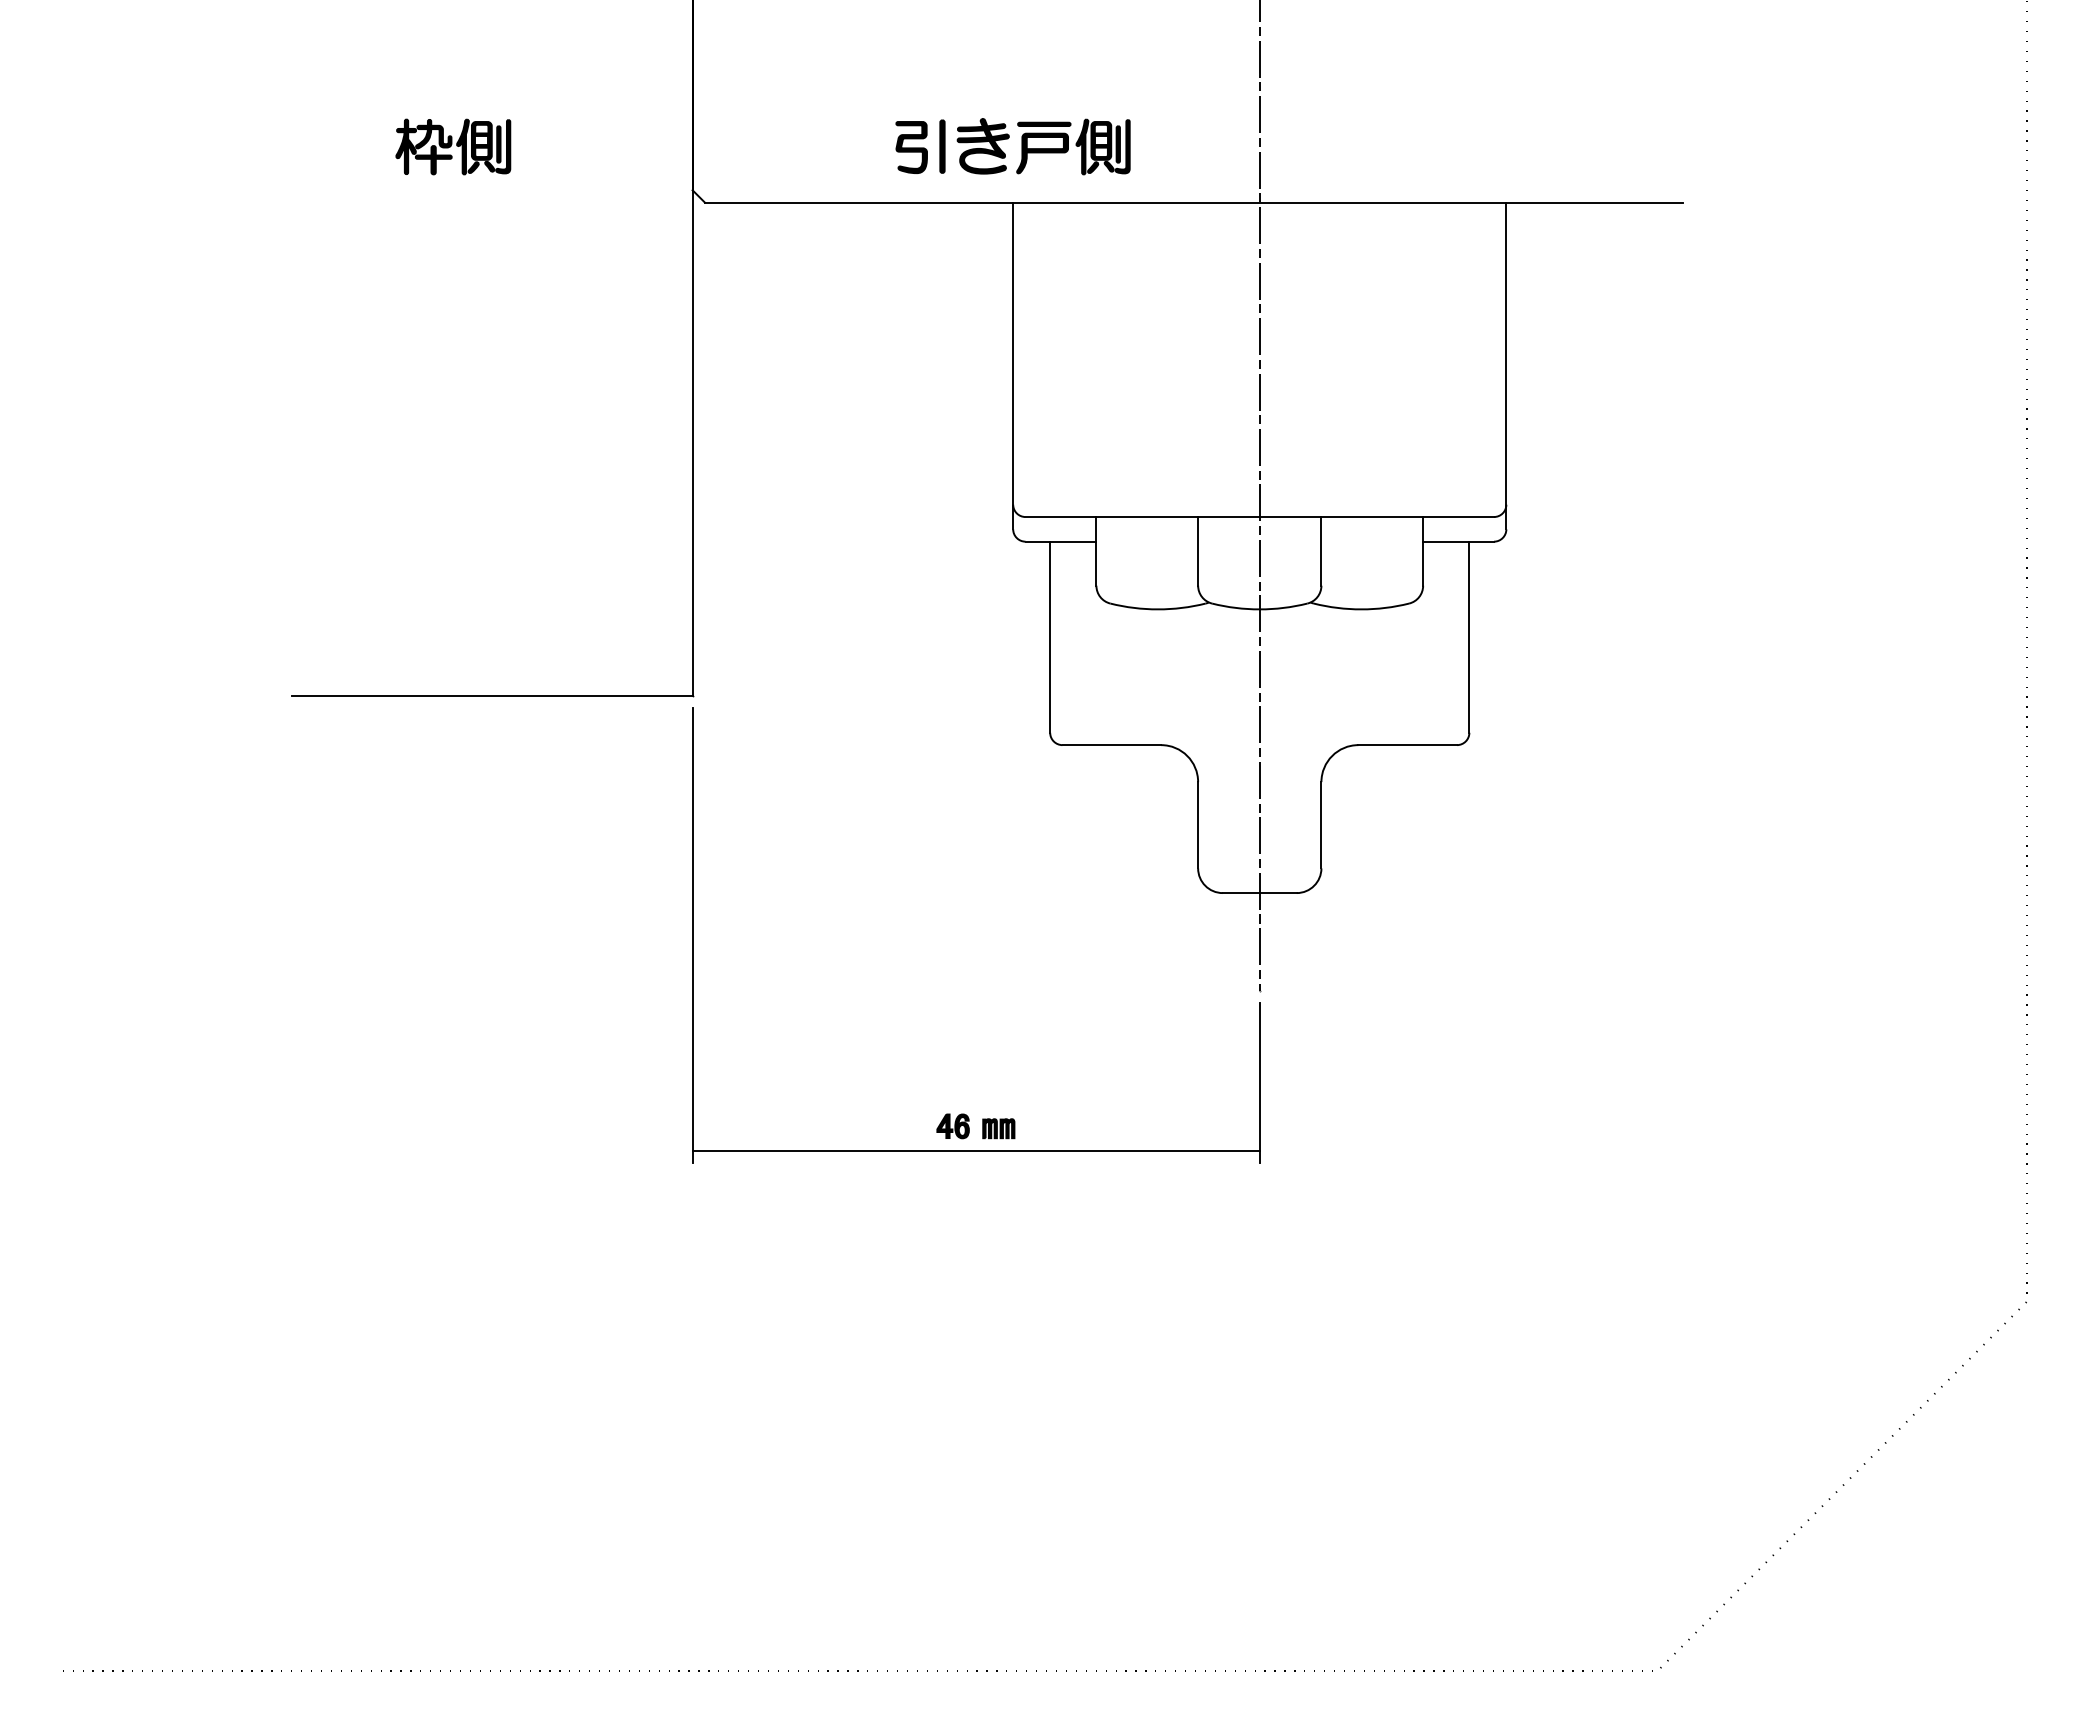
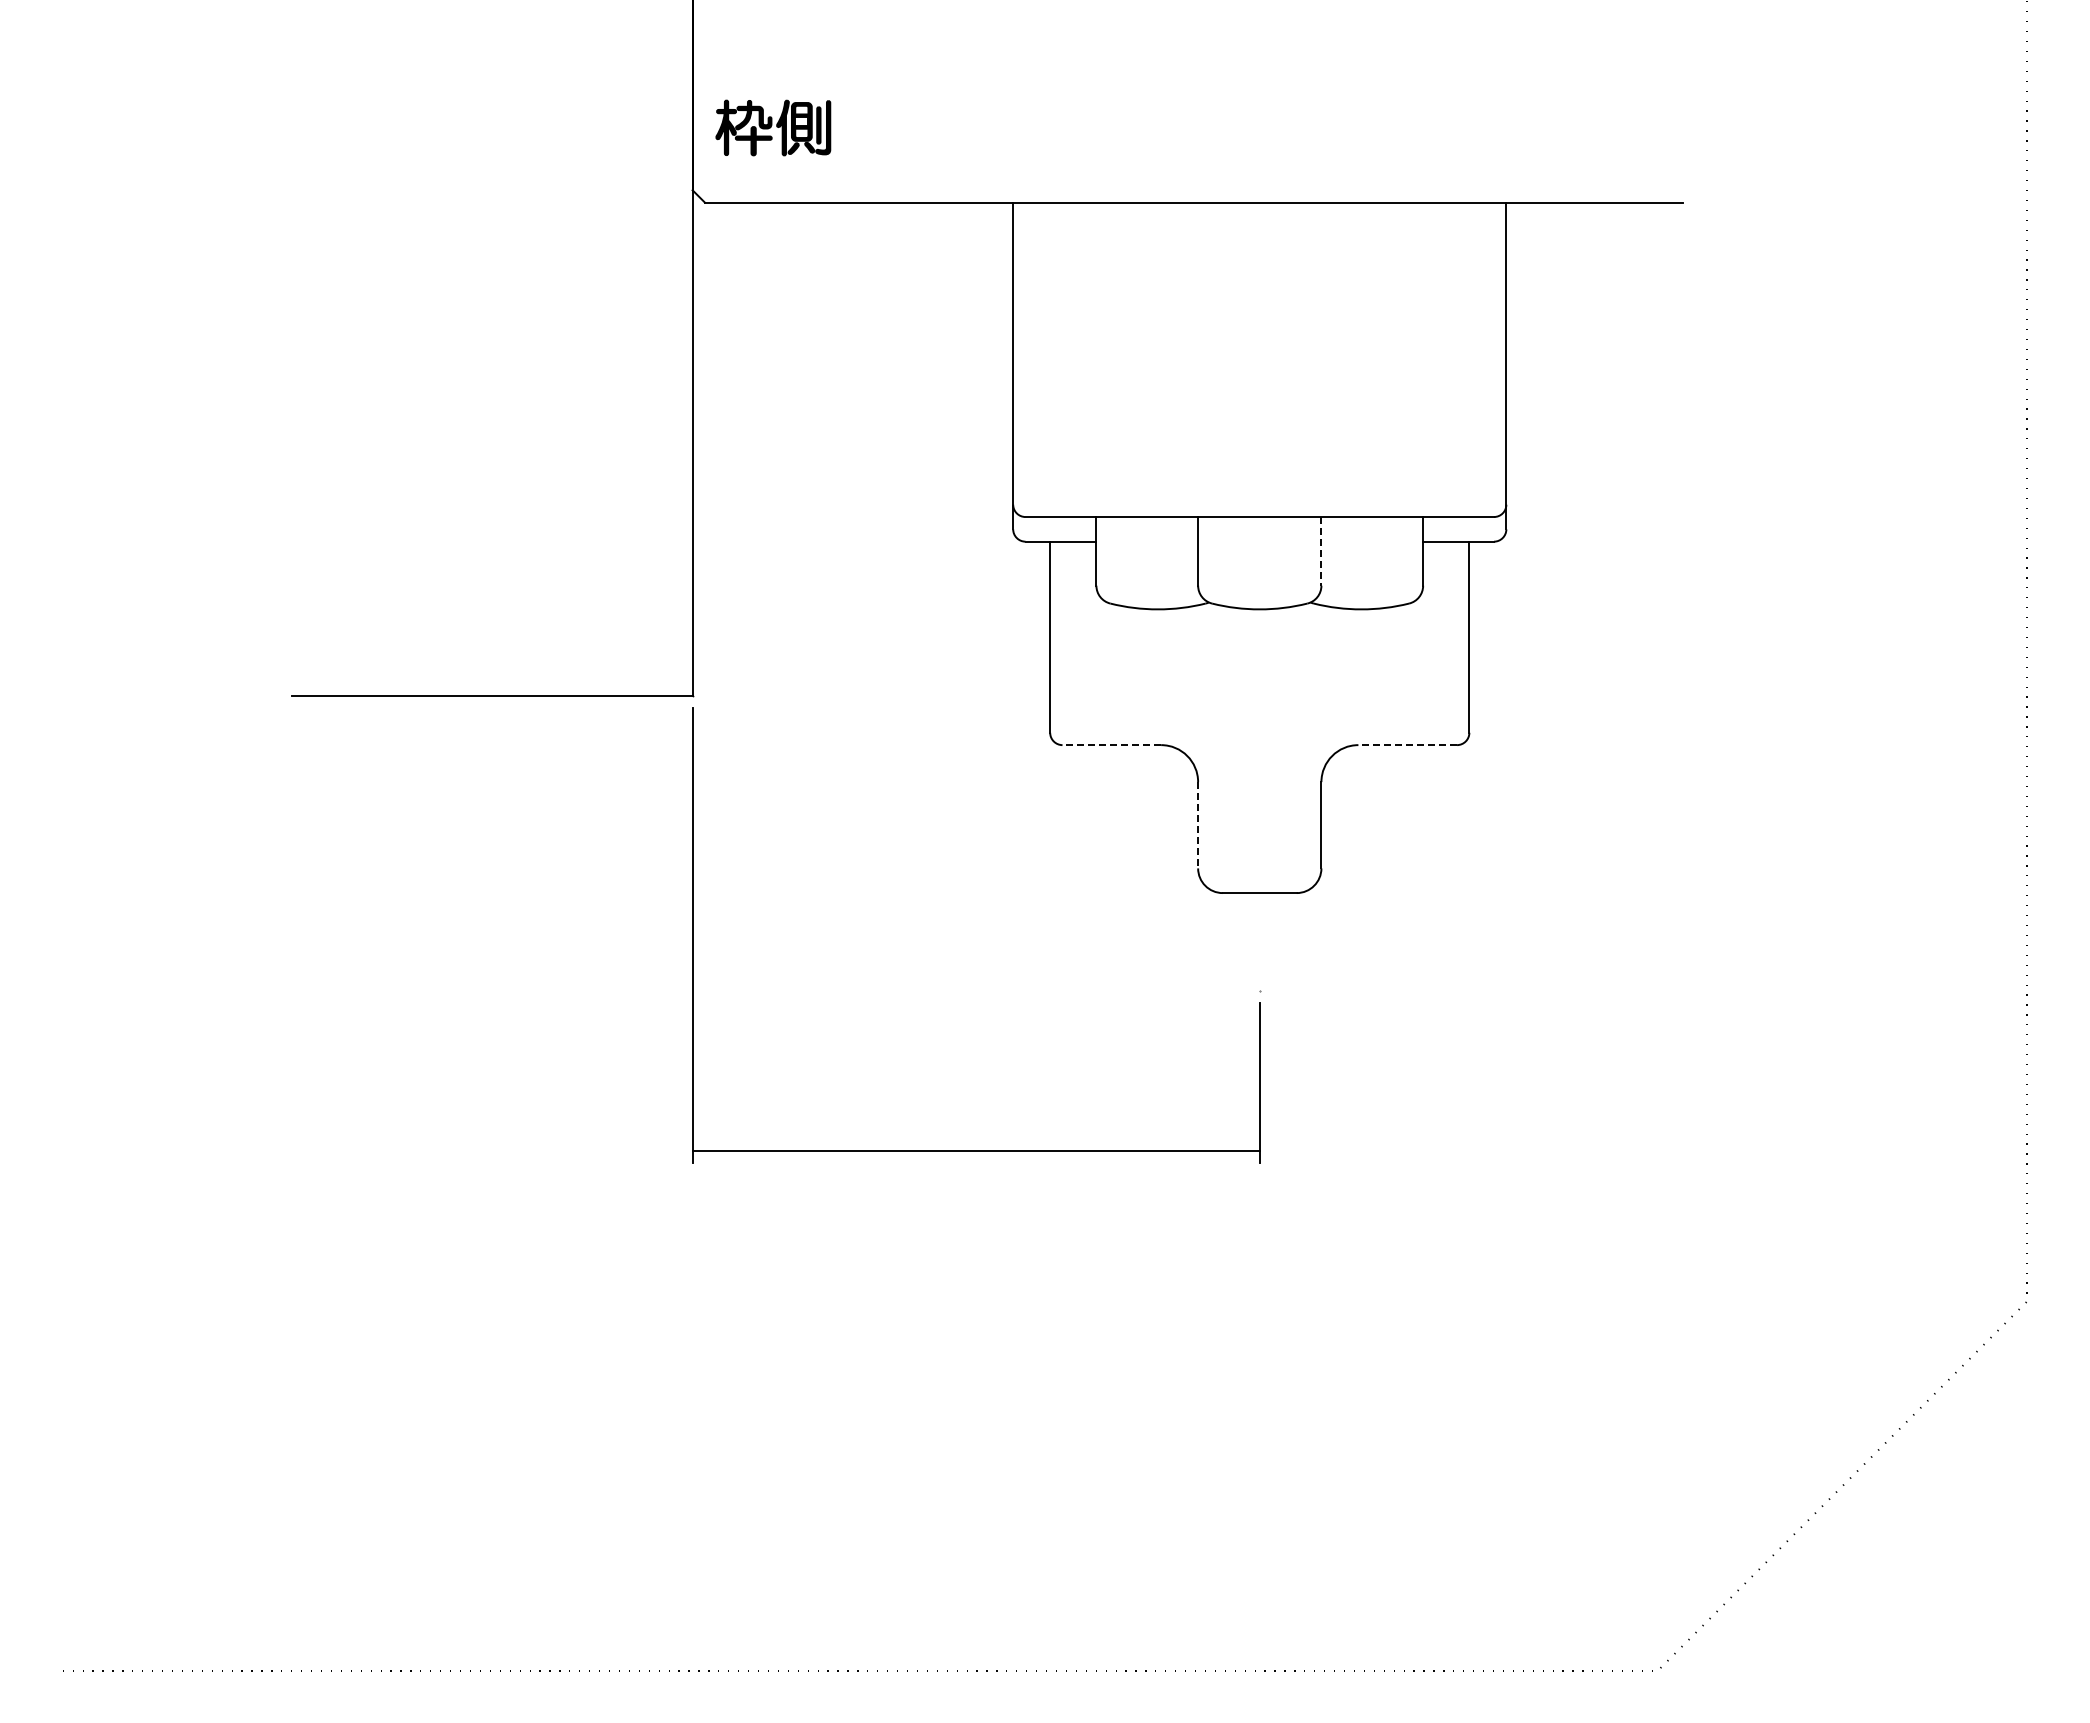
part: present -> none (1008, 139)
part position: (453, 146) -> (773, 127) (773, 127)
line: present -> none (1259, 496)
line: solid -> dashed (1321, 551)
line: solid -> dashed (1111, 745)
line: solid -> dashed (1407, 745)
line: solid -> dashed (1198, 825)
part: present -> none (975, 1126)
